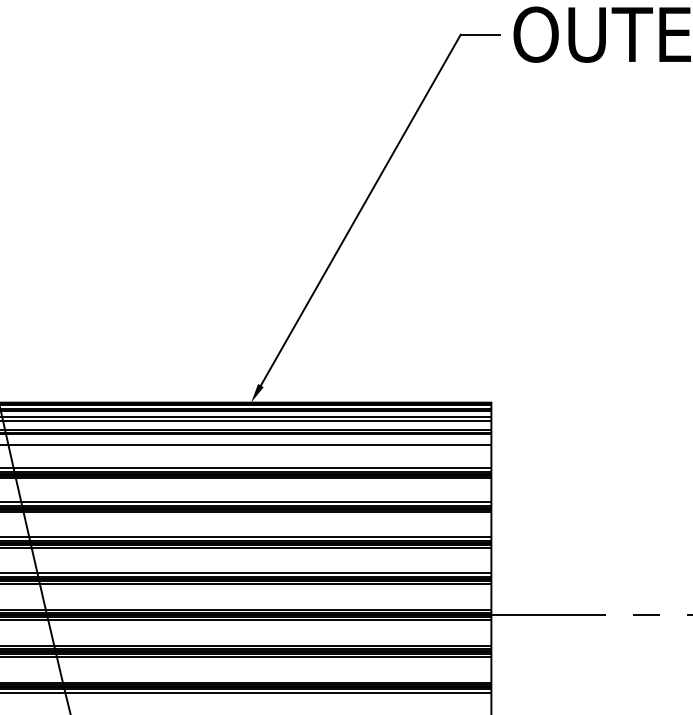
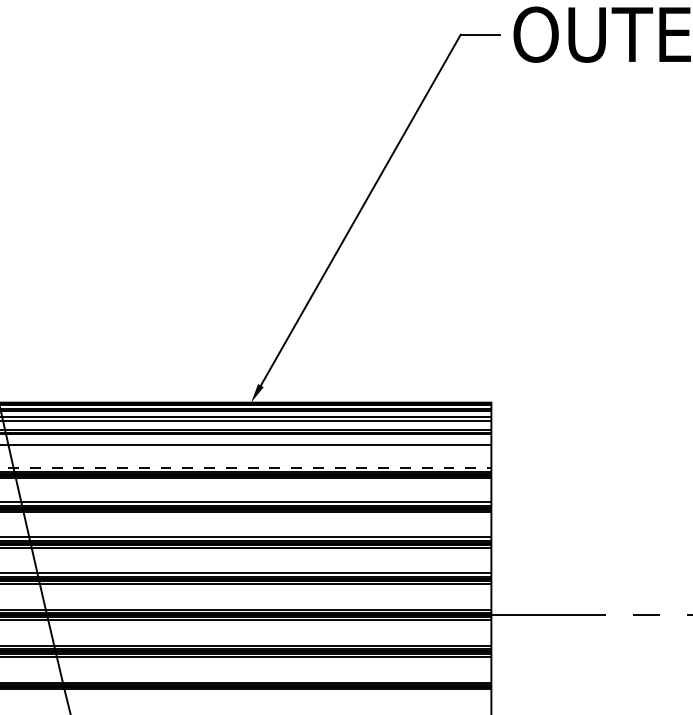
line: solid -> dashed (246, 467)
line: present -> none (246, 692)
